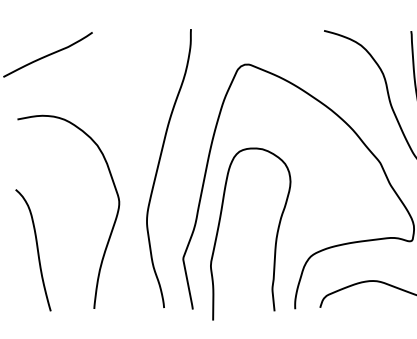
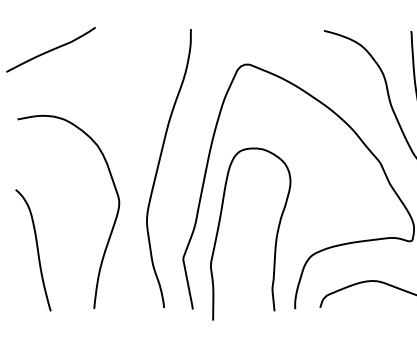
curve position: (47, 54) -> (50, 49) (50, 49)
